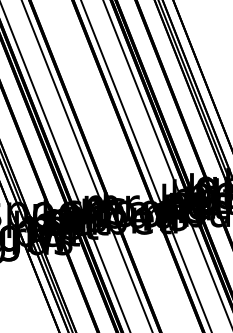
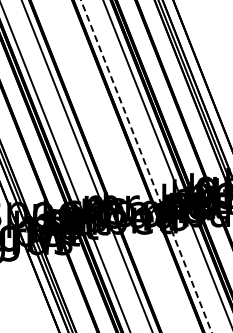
line: solid -> dashed (146, 166)
